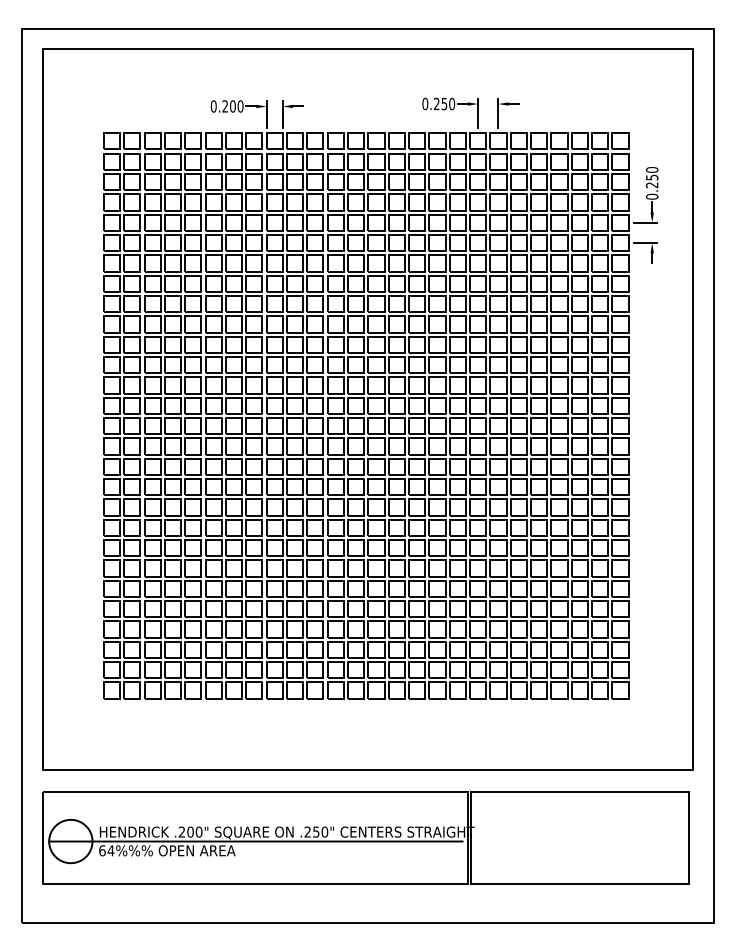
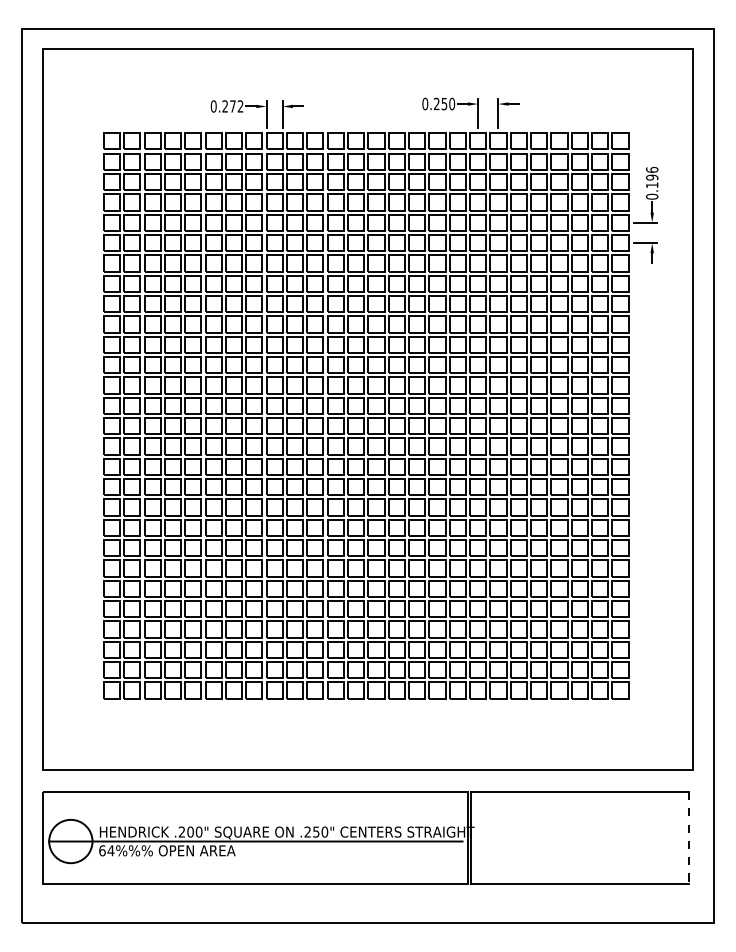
text: 0.200 -> 0.272 (236, 106)
text: 0.250 -> 0.196 (652, 177)
line: solid -> dashed (689, 838)
